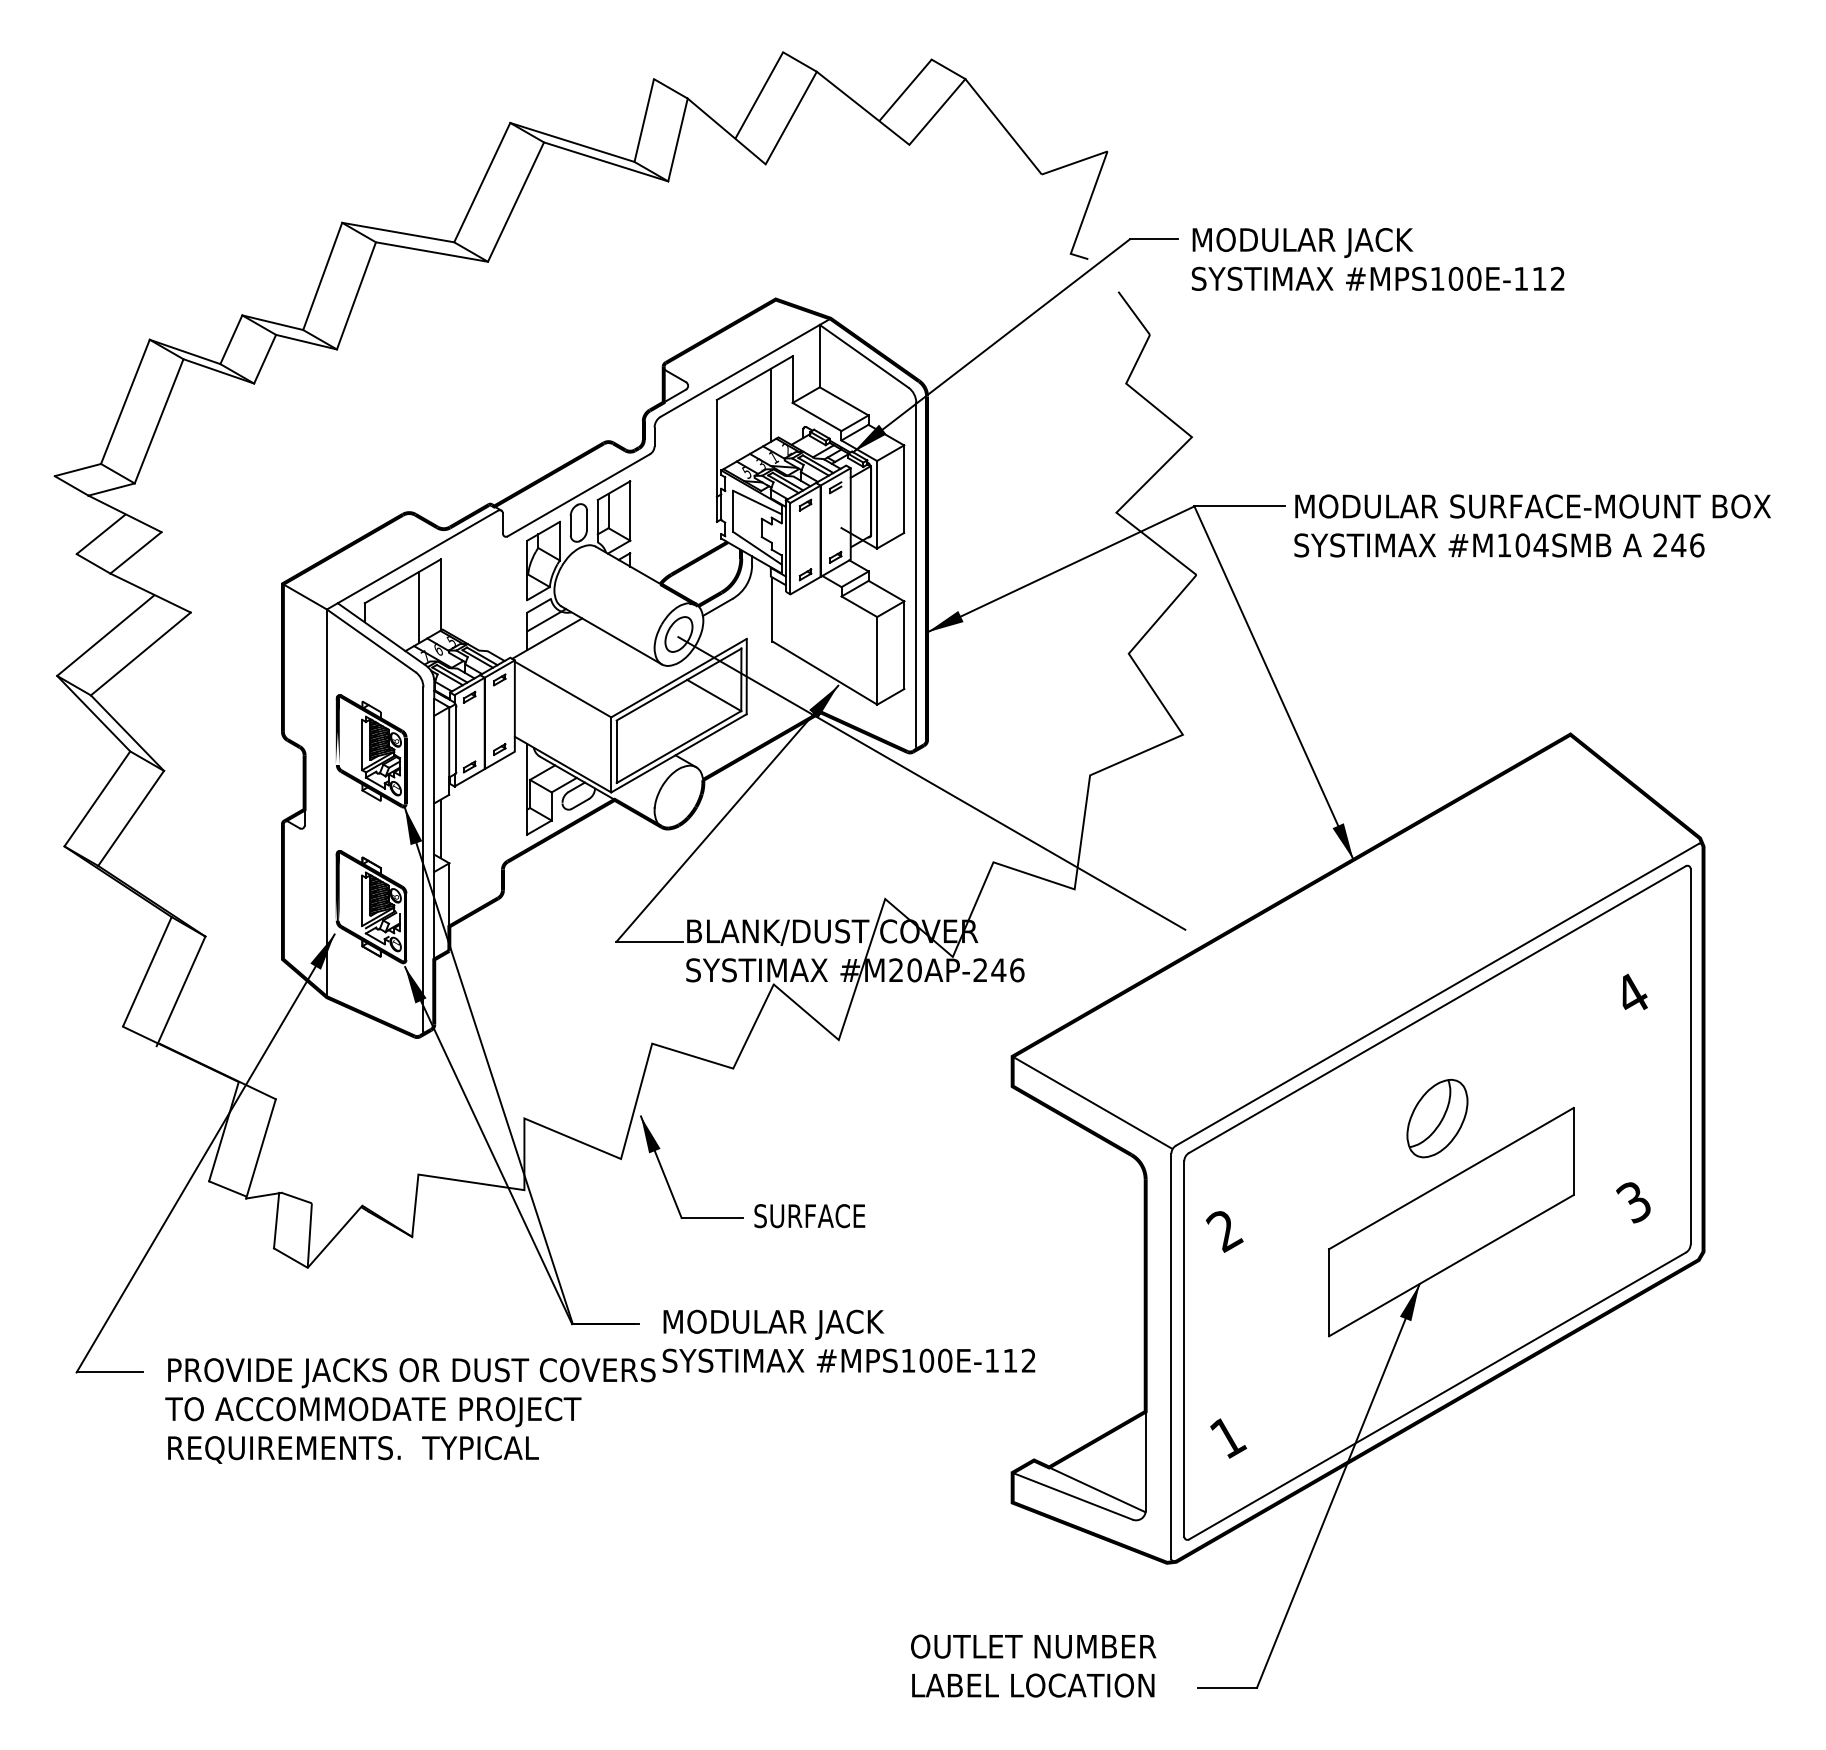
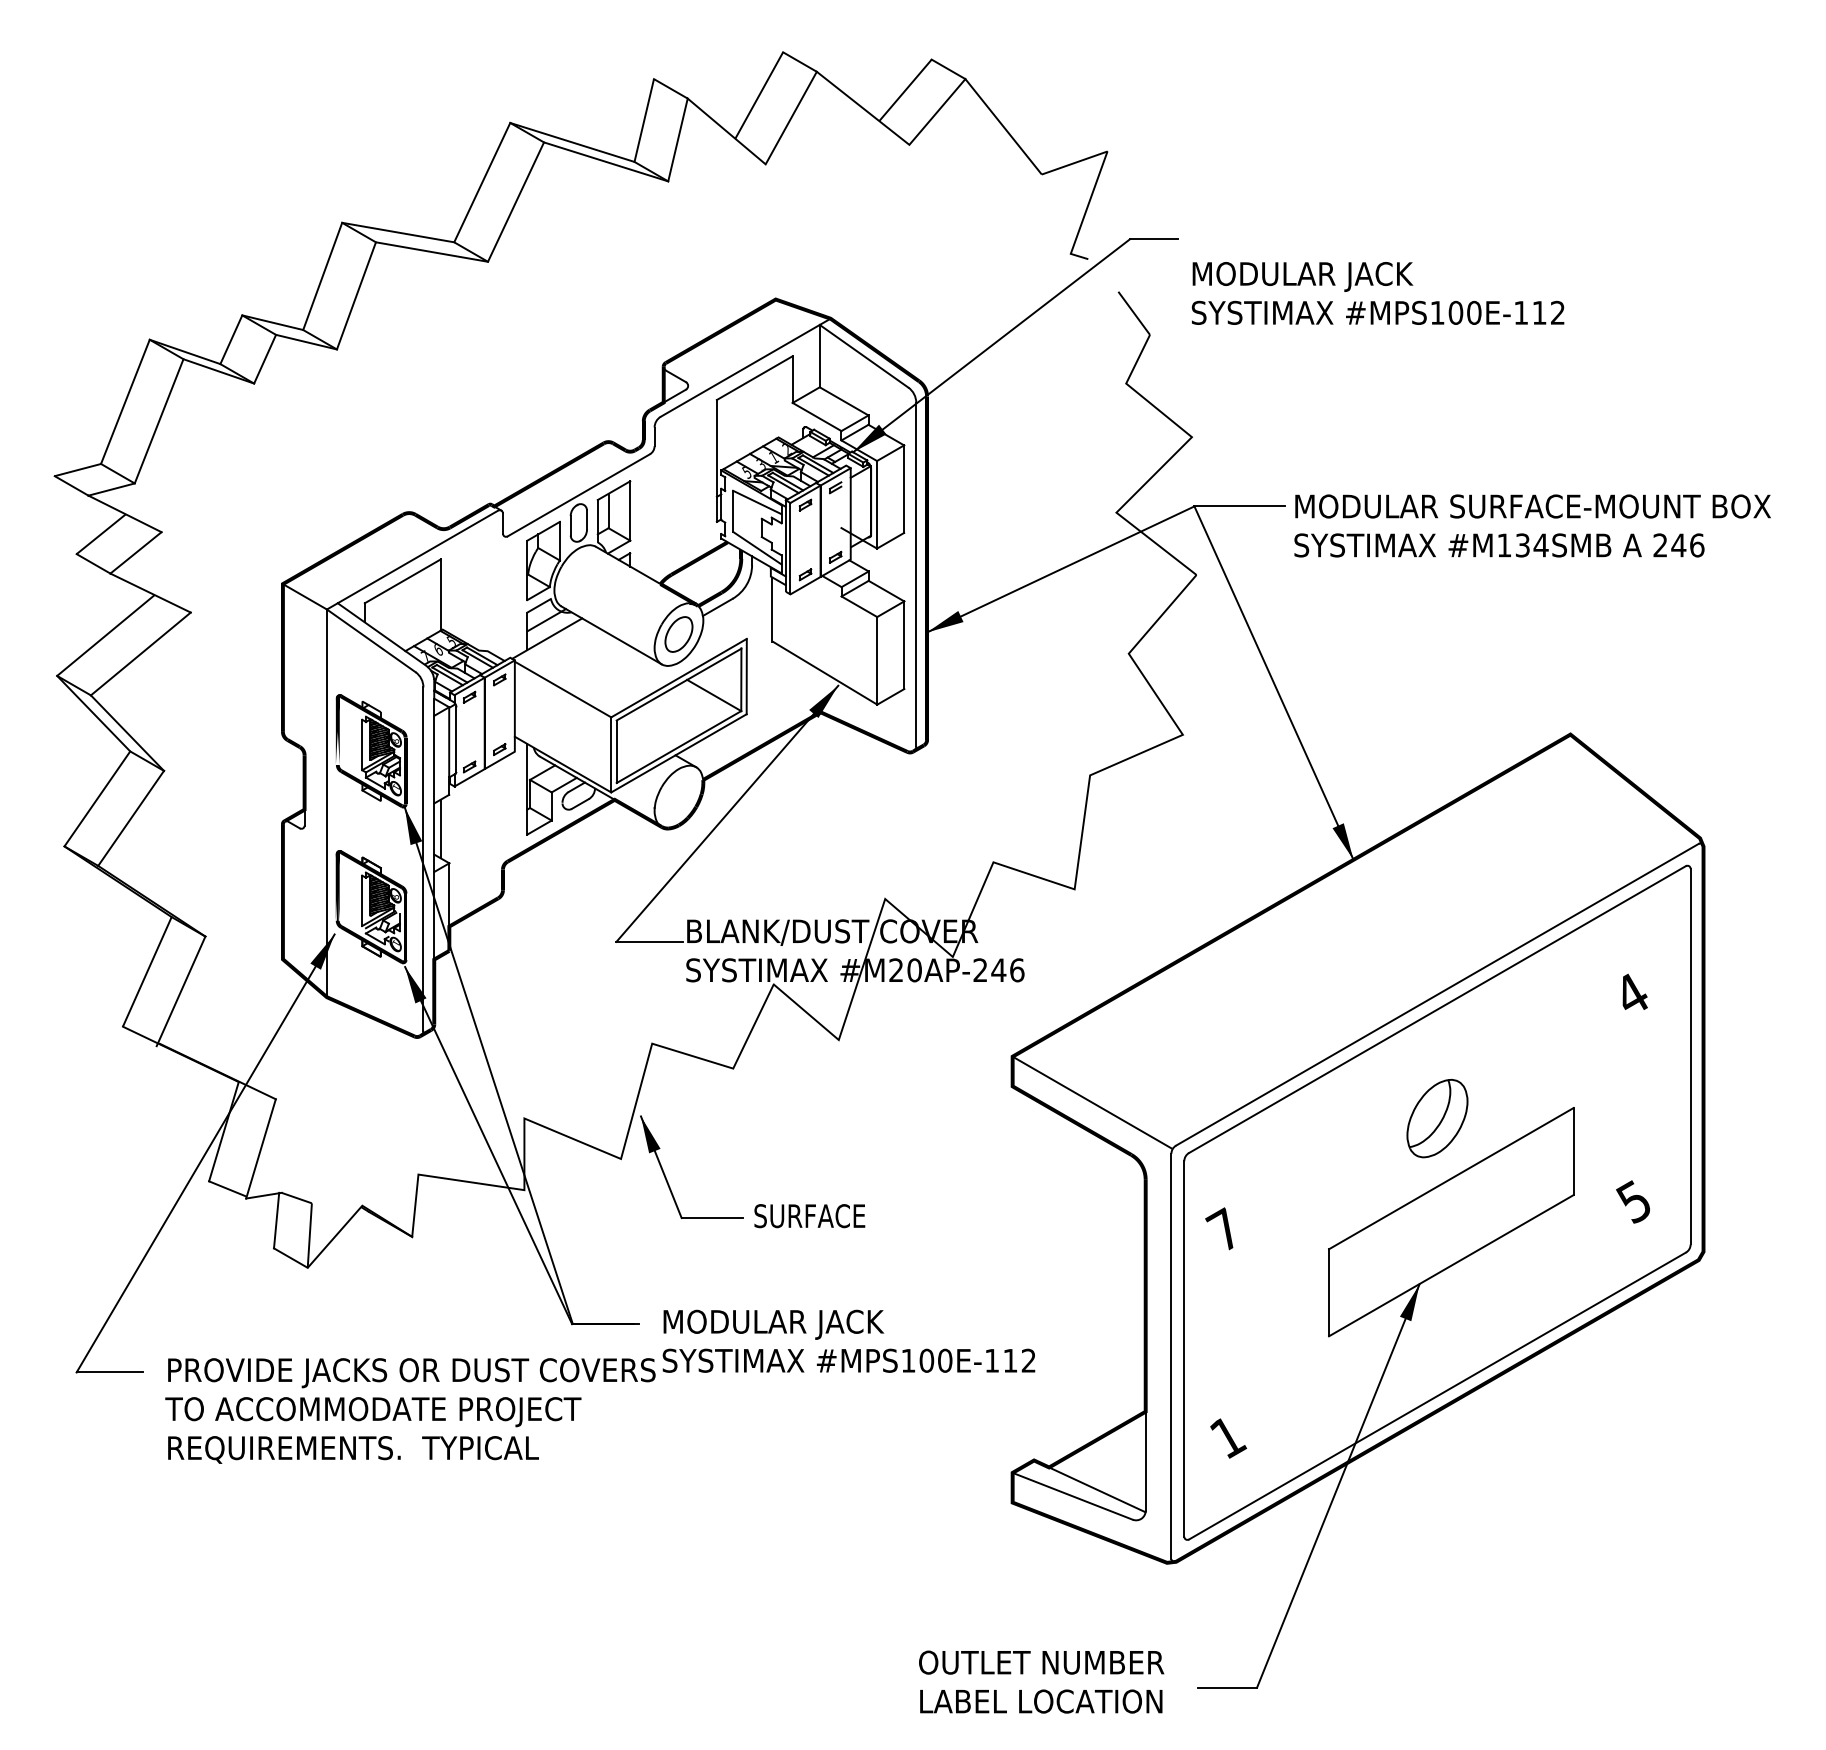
text position: (1377, 259) -> (1377, 293) (1377, 293)
line: present -> none (771, 404)
text: #M104SMB -> #M134SMB (1522, 545)
line: present -> none (419, 607)
line: present -> none (931, 783)
text: 3 -> 5 (1633, 1201)
text: 2 -> 7 (1224, 1229)
text position: (1033, 1665) -> (1041, 1681) (1041, 1681)
